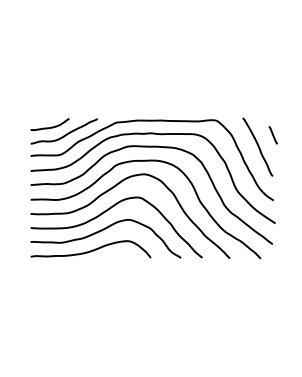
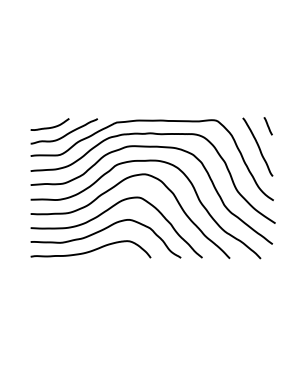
line position: (272, 135) -> (267, 126) (267, 126)
